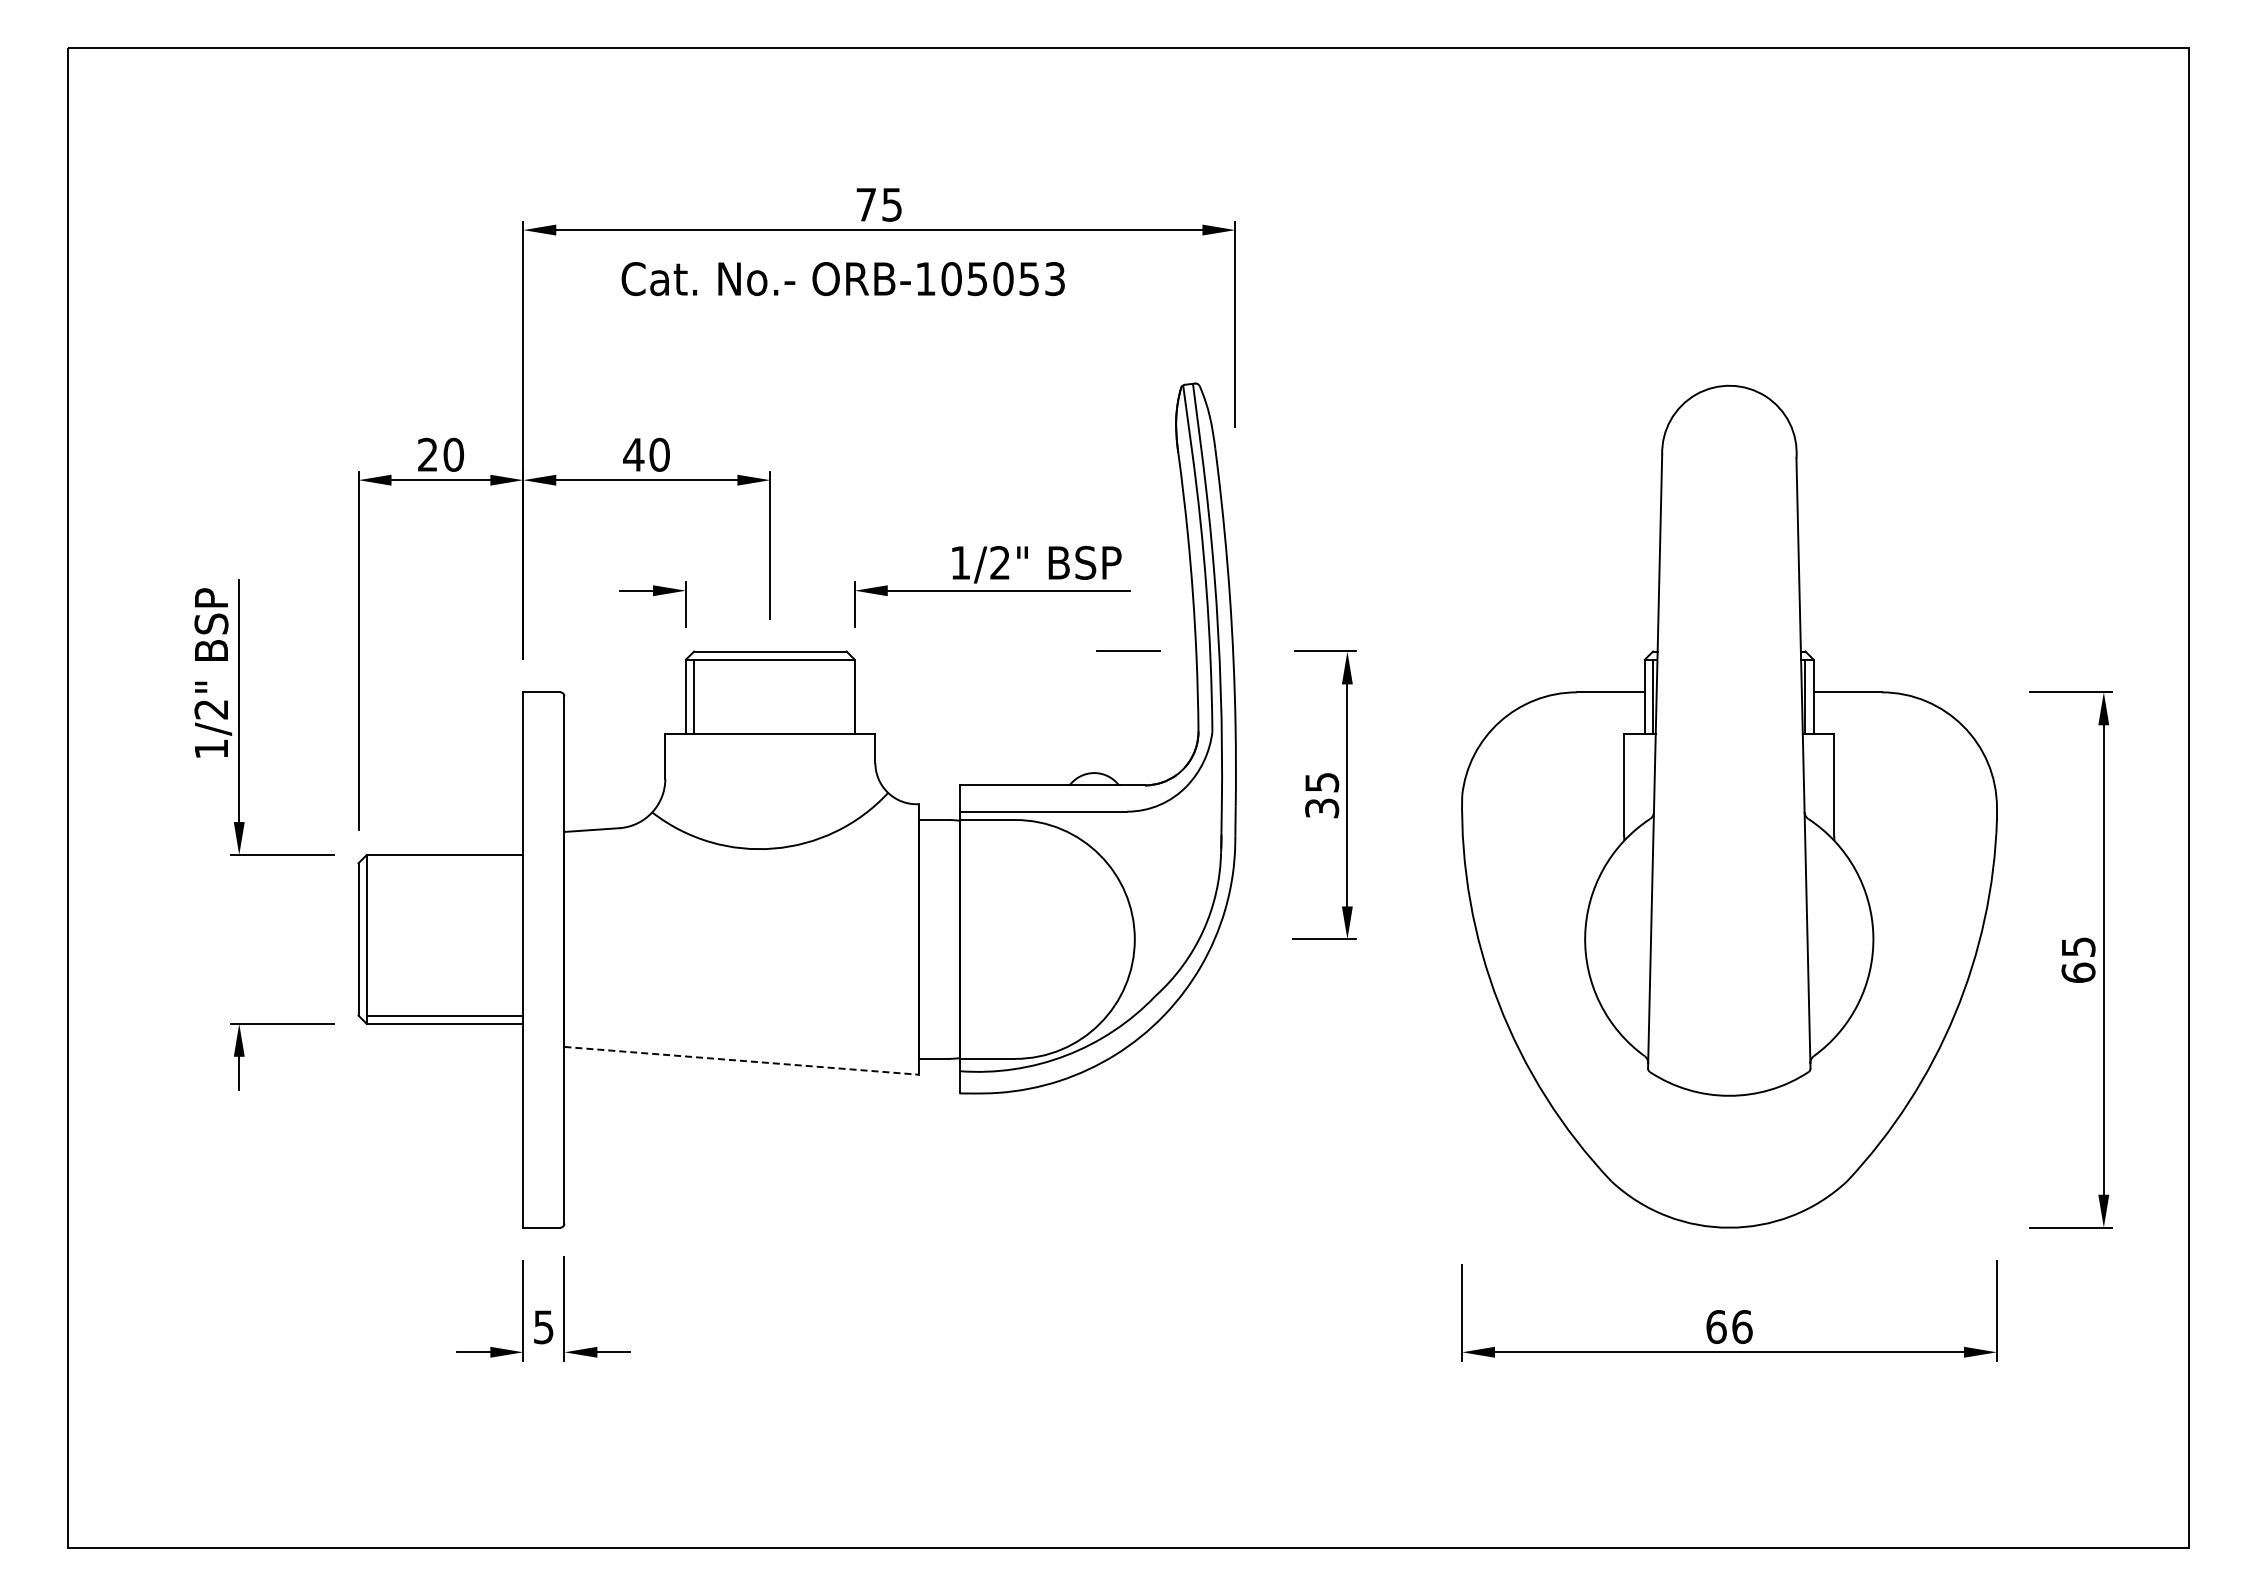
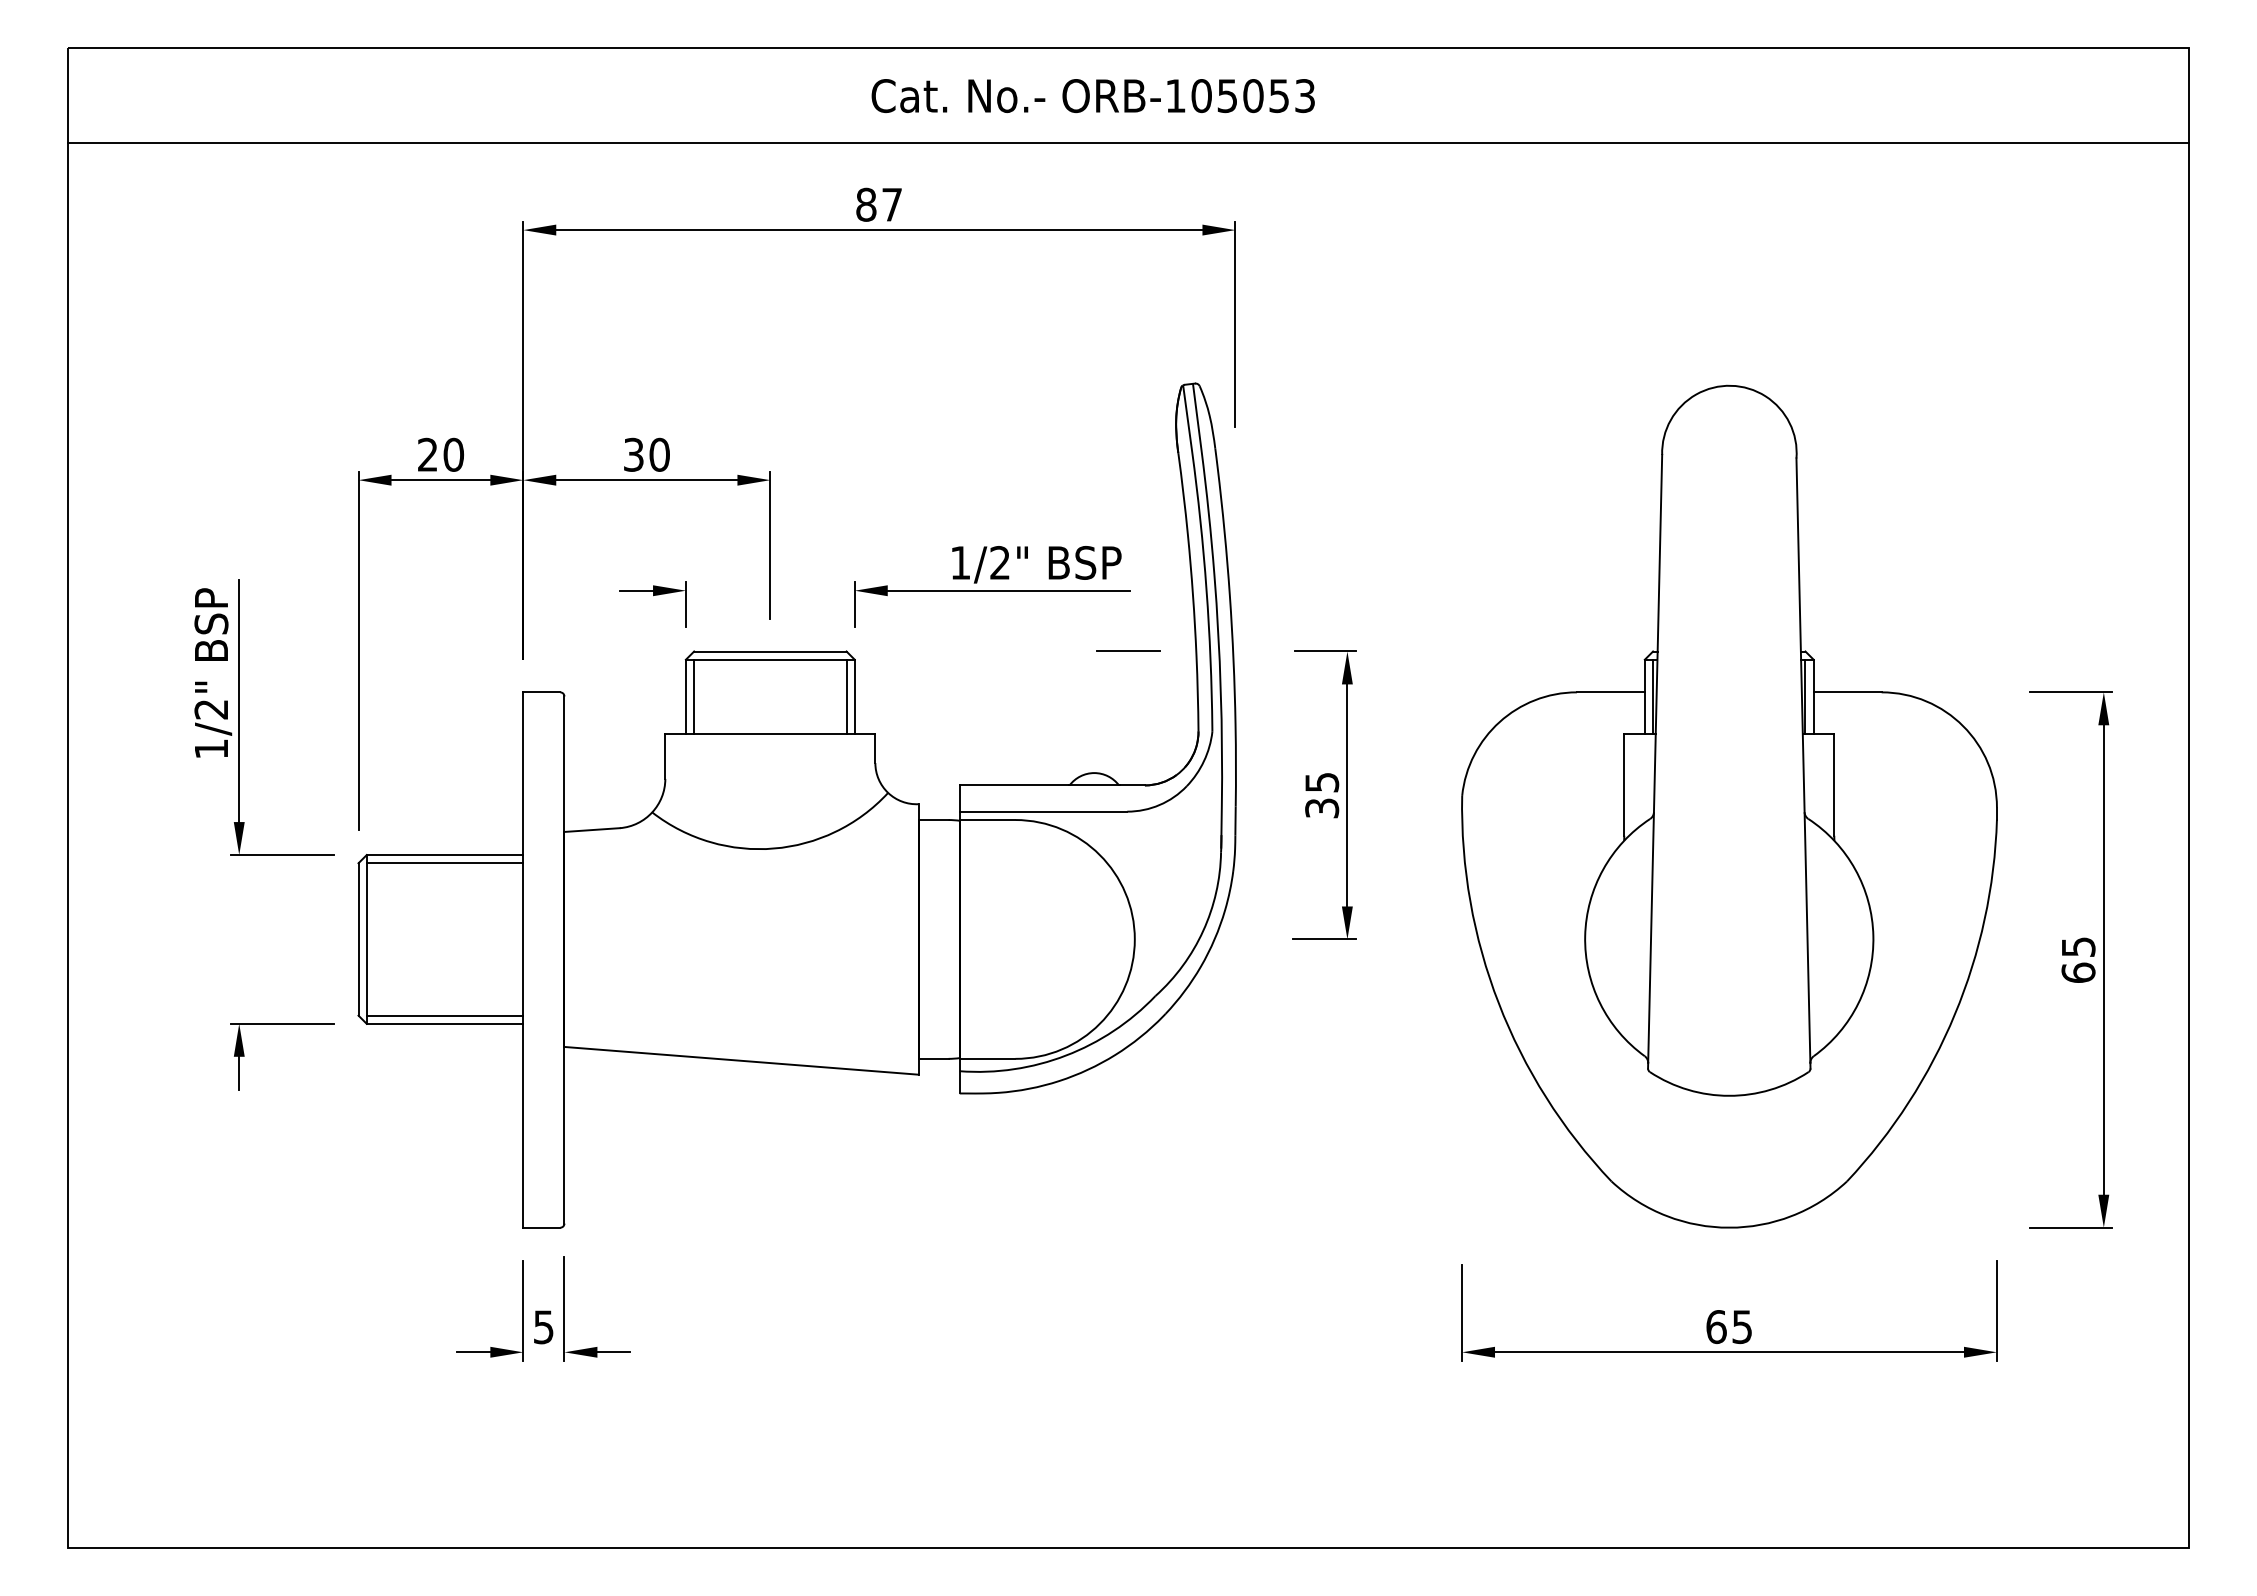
line: none -> present (1128, 142)
text: 75 -> 87 (878, 204)
text position: (842, 279) -> (1092, 96) (1092, 96)
text: 40 -> 30 (633, 454)
line: none -> present (846, 696)
line: none -> present (444, 863)
line: dashed -> solid (741, 1060)
text: 66 -> 65 (1742, 1327)
